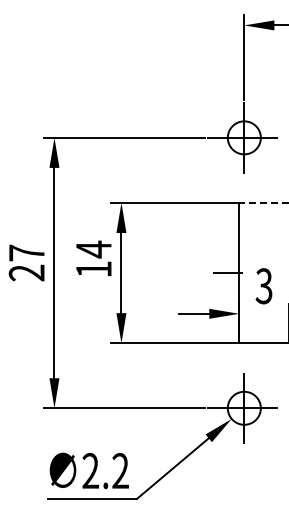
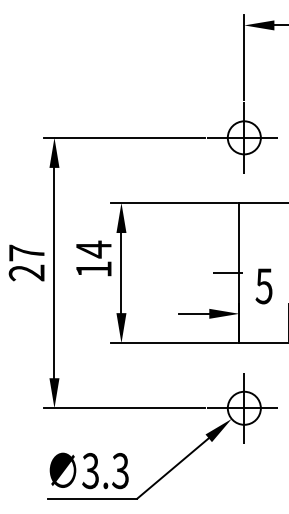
line: dashed -> solid (263, 202)
text: 3 -> 5 (264, 286)
text: 2.2 -> 3.3 (105, 471)
